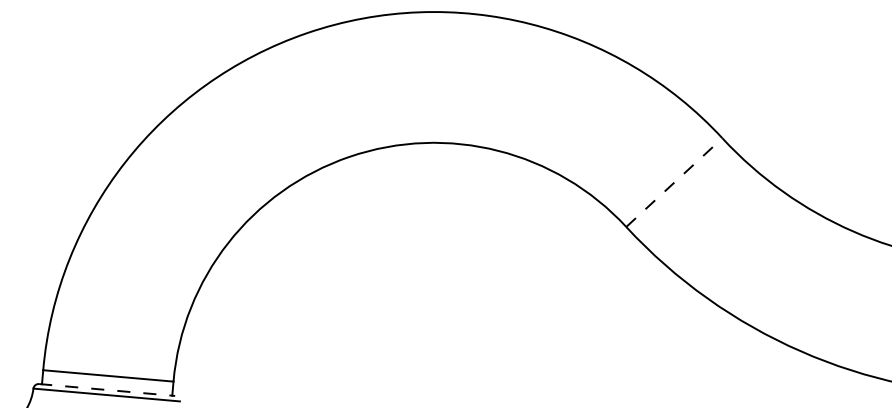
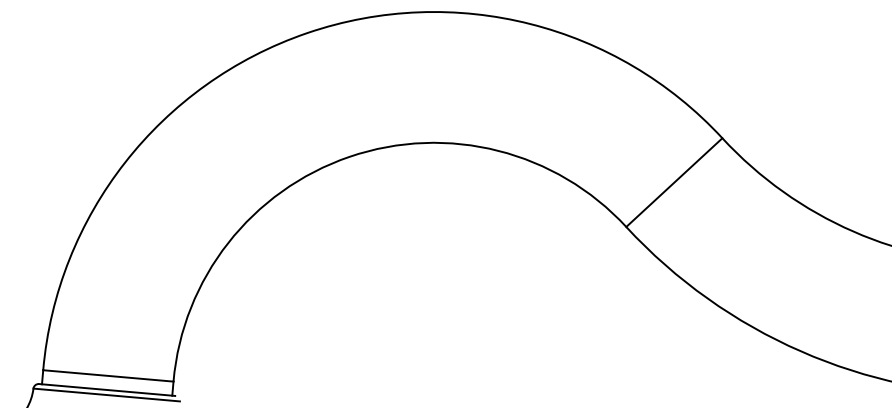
line: dashed -> solid (674, 182)
line: dashed -> solid (107, 390)
